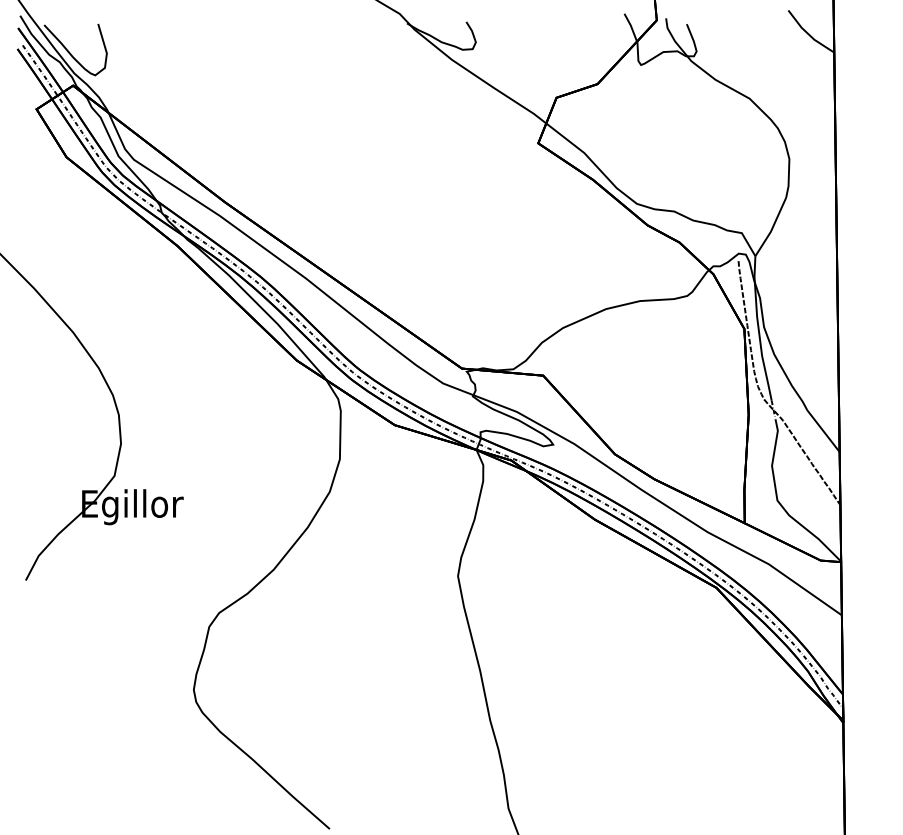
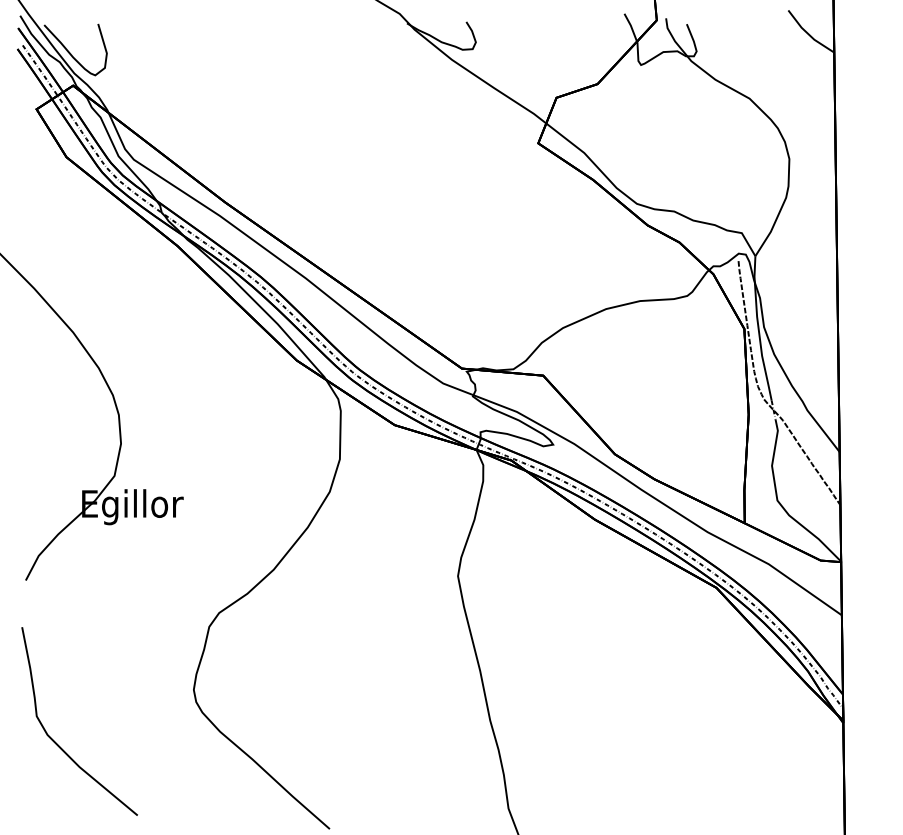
curve: none -> present (57, 743)
